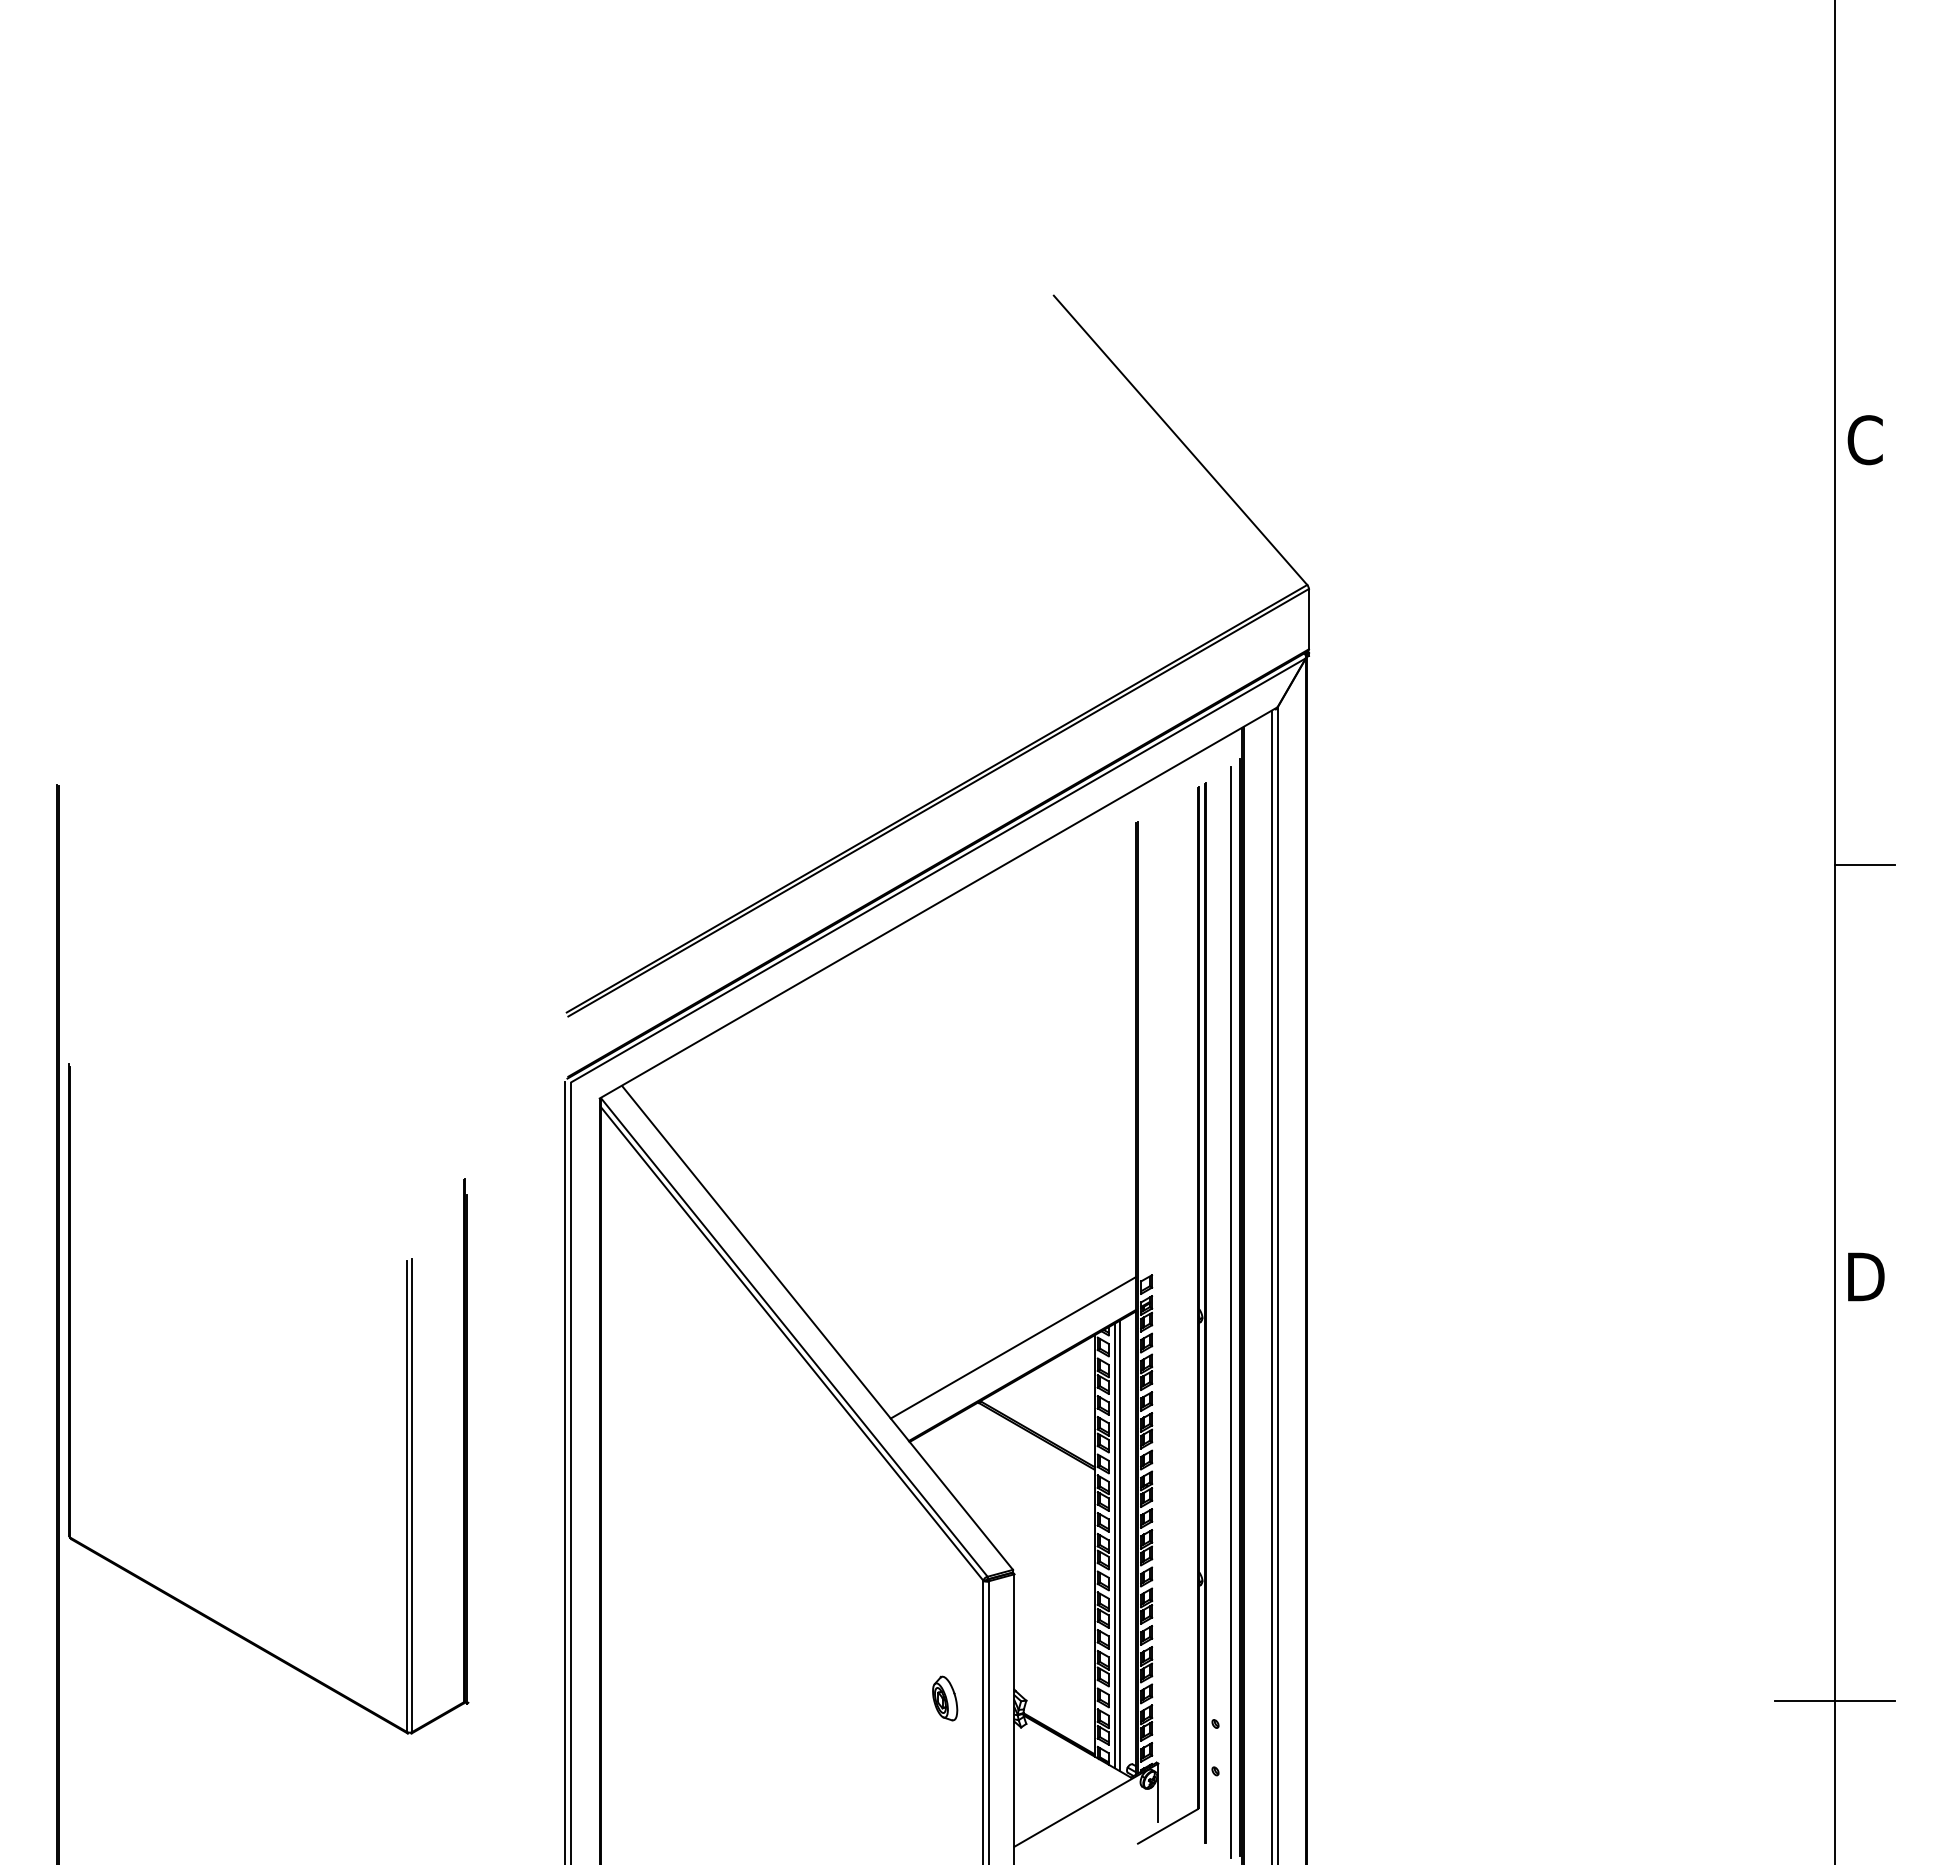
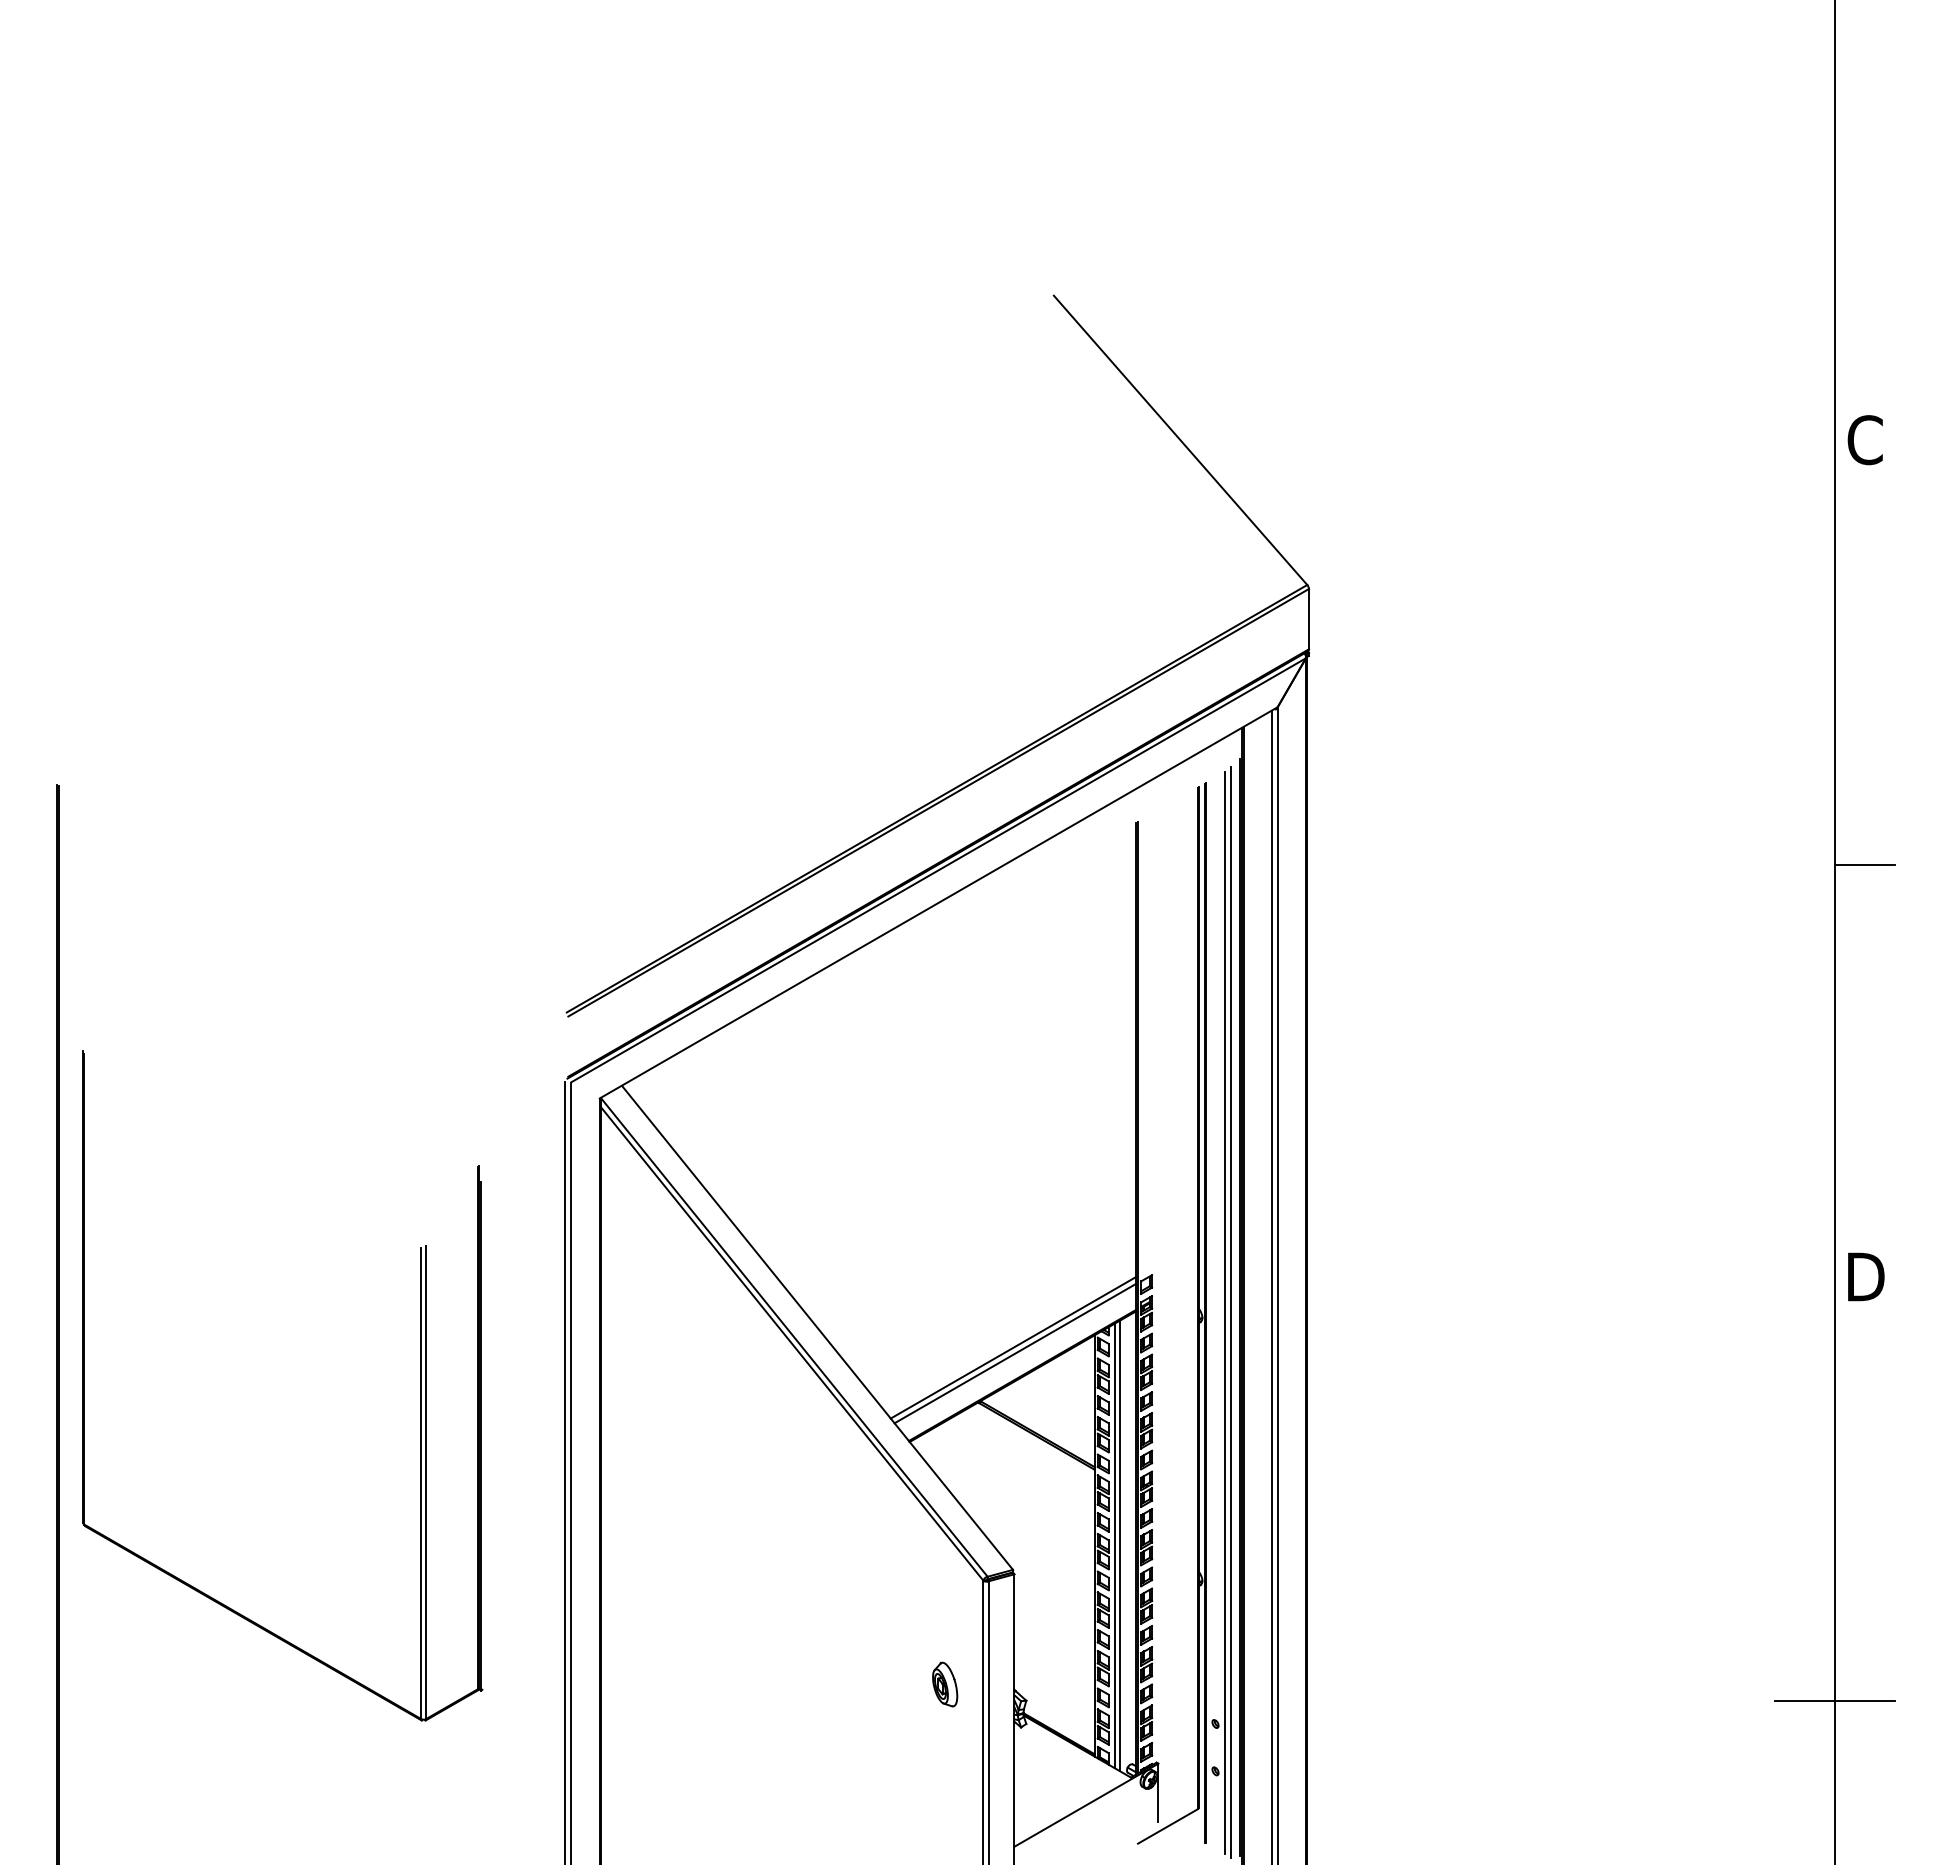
line: none -> present (1225, 1312)
line: none -> present (1014, 1353)
part position: (406, 1398) -> (420, 1385) (420, 1385)
part position: (945, 1698) -> (945, 1684) (945, 1684)
